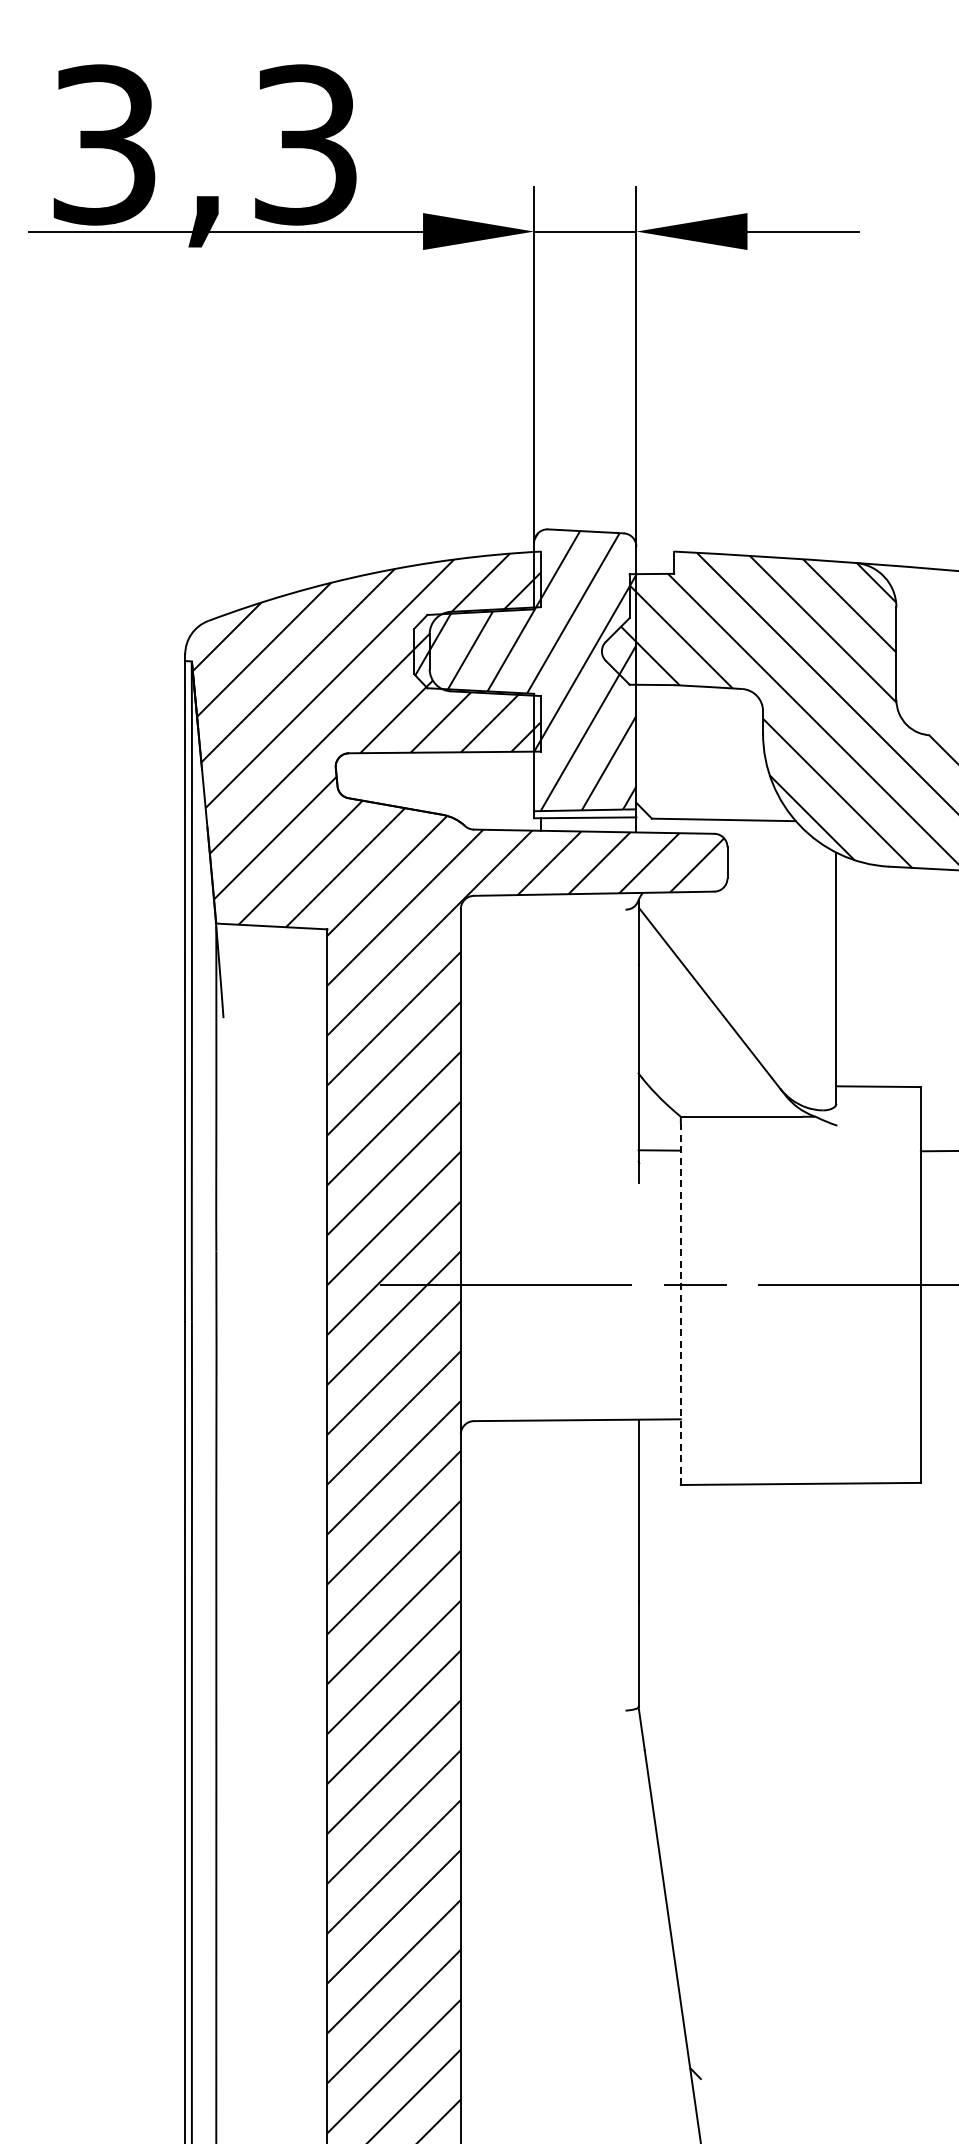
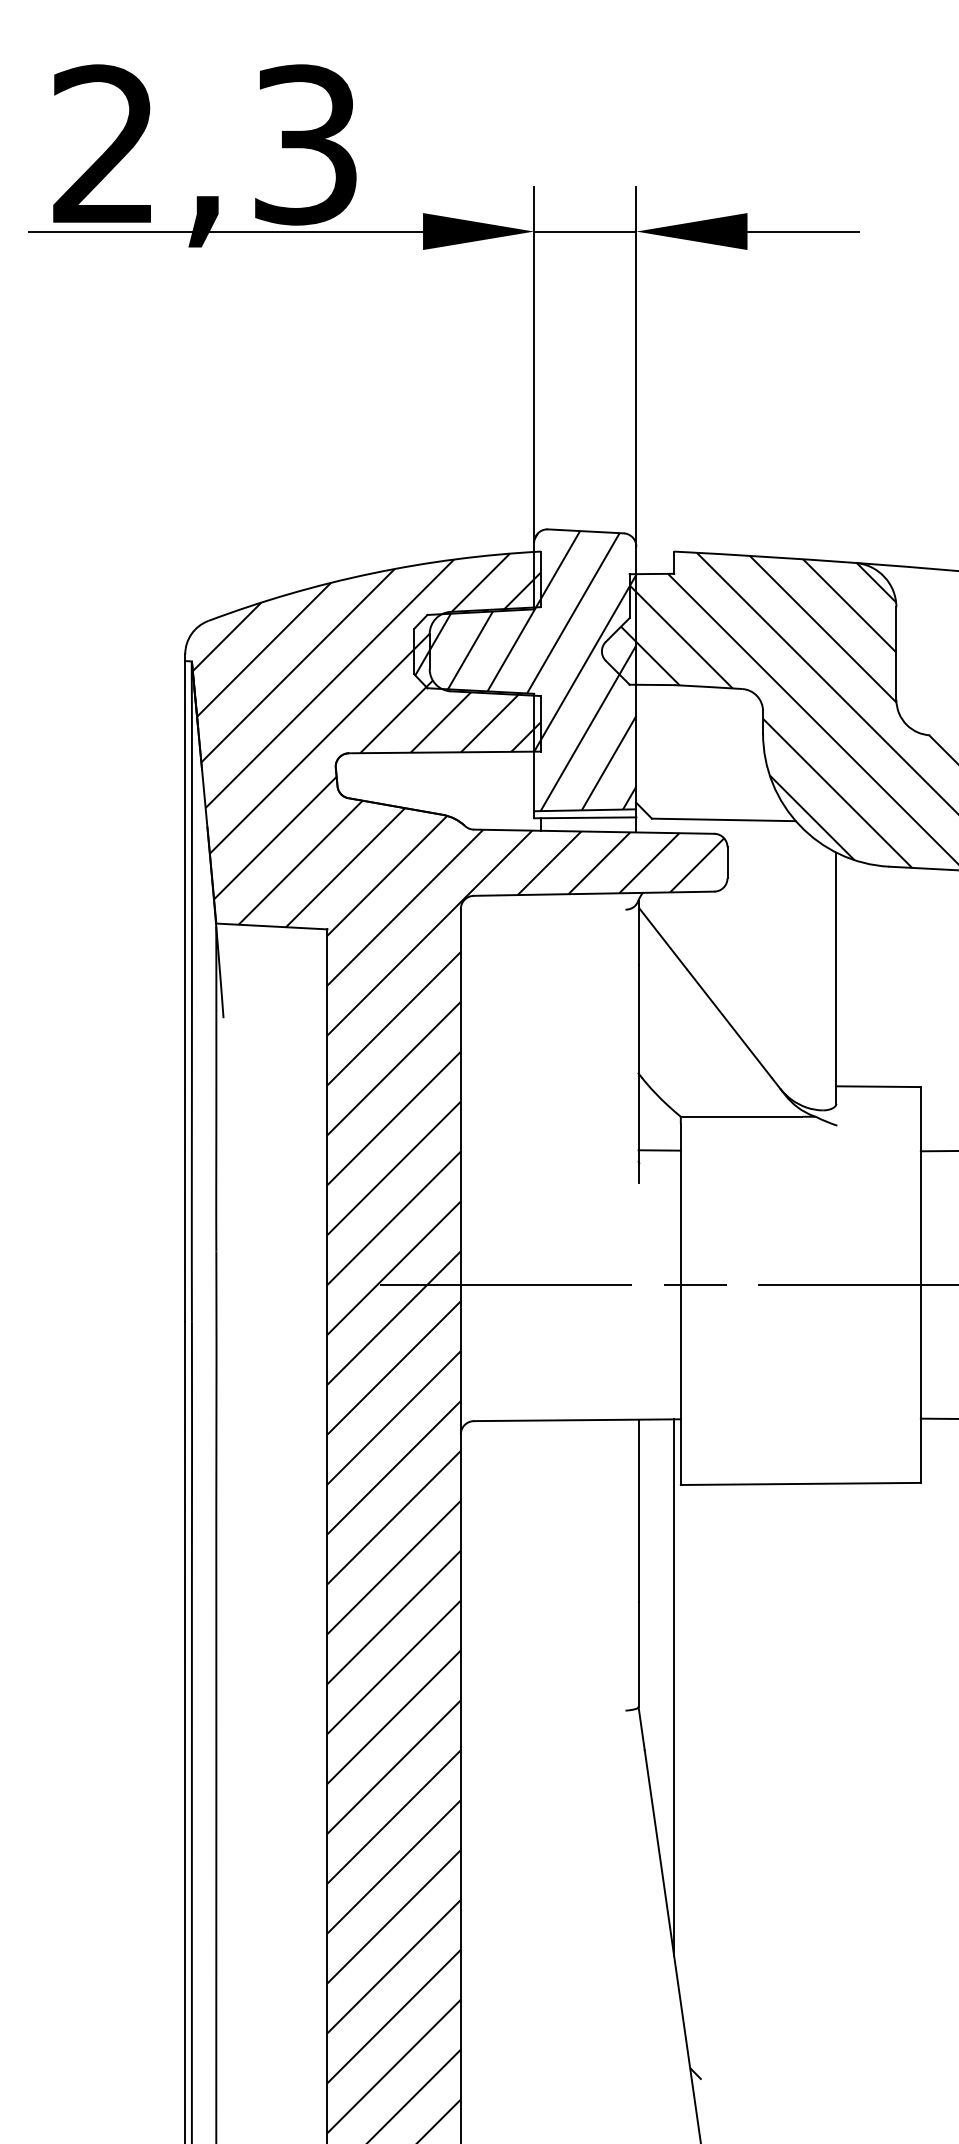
text: 3,3 -> 2,3 (104, 144)
line: dashed -> solid (680, 1304)
line: none -> present (937, 1418)
line: none -> present (674, 1687)
